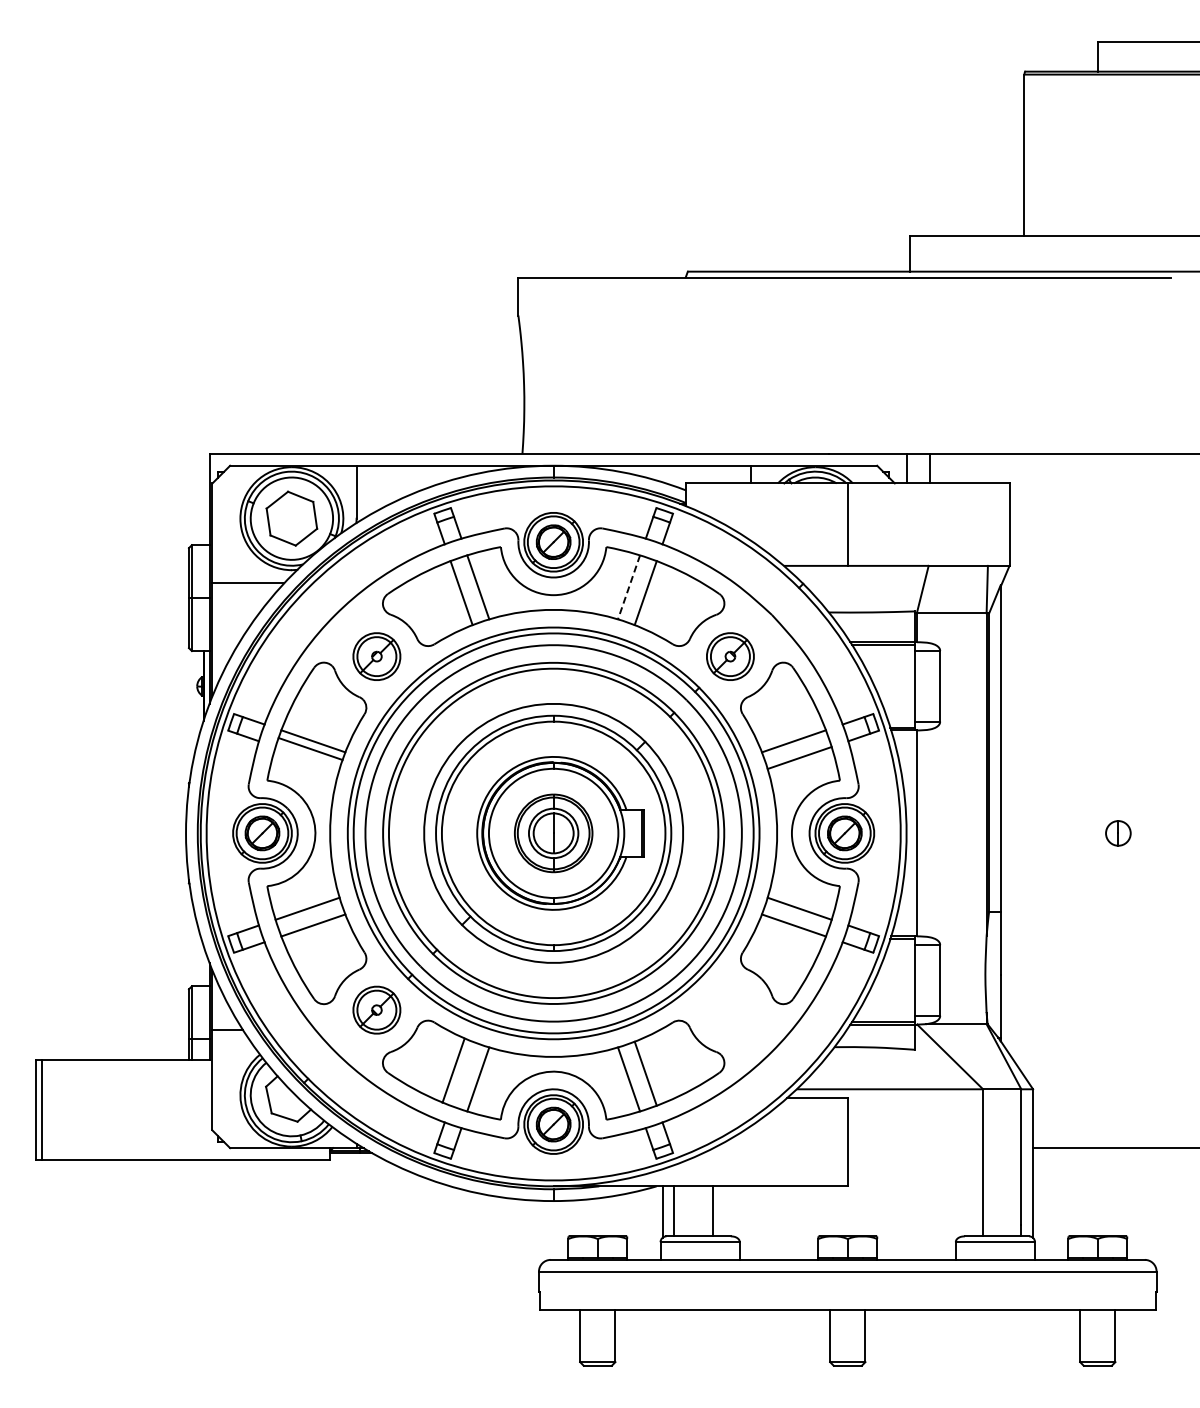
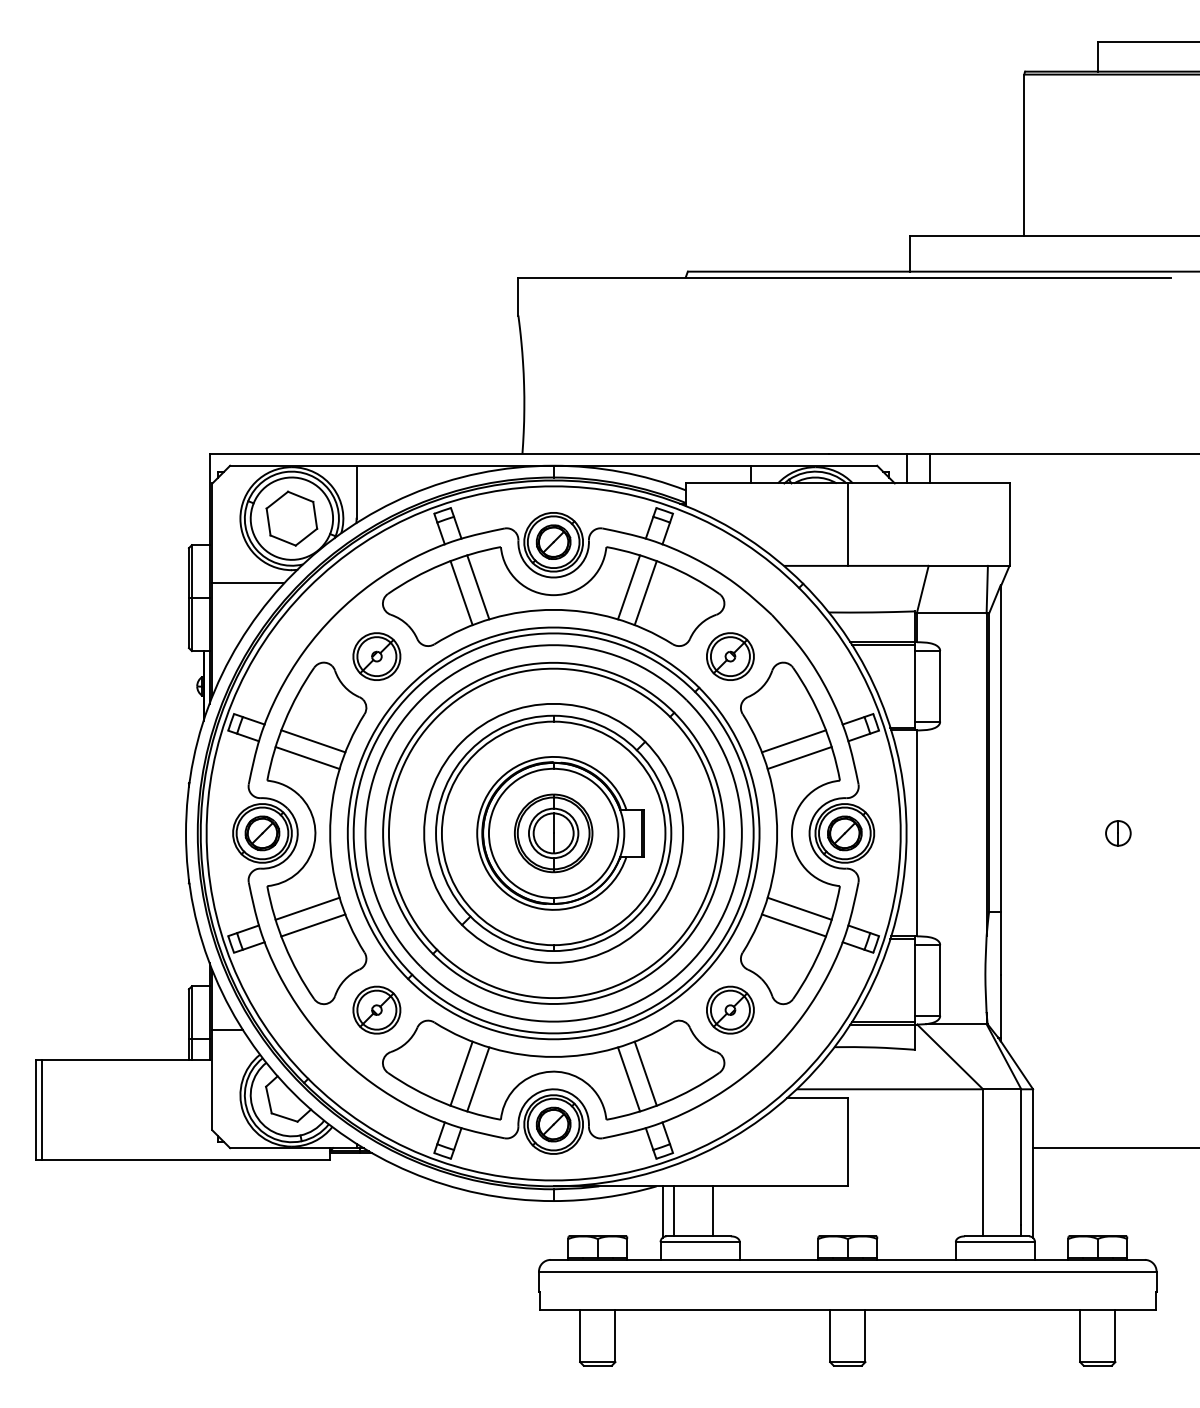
line: dashed -> solid (629, 587)
line position: (310, 749) -> (307, 758) (307, 758)
part: none -> present (730, 1009)
line position: (453, 1070) -> (461, 1073) (461, 1073)
